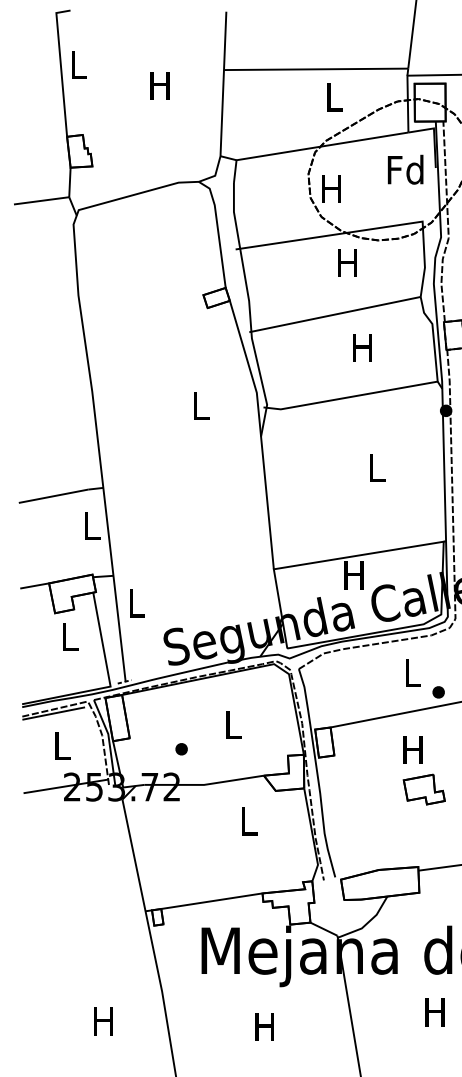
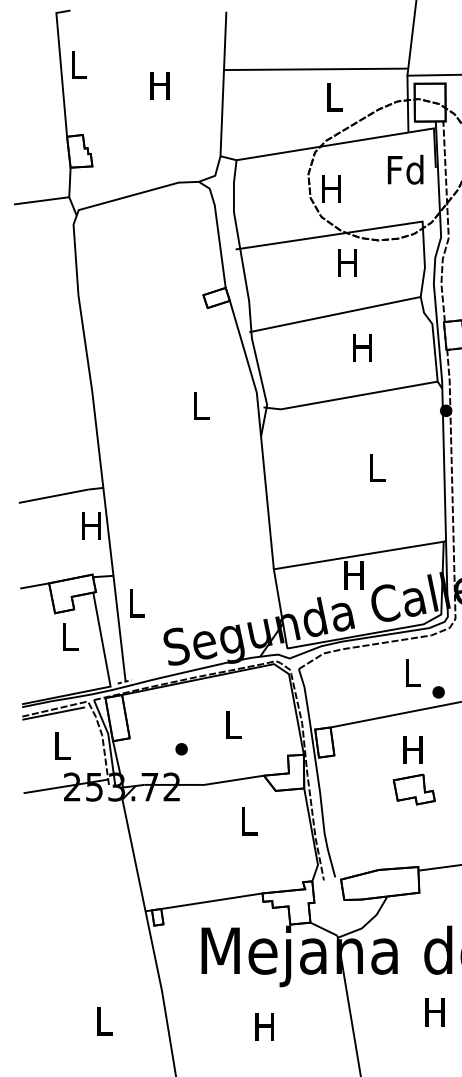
text: L -> H (91, 525)
part position: (423, 789) -> (413, 789) (413, 789)
text: H -> L (103, 1021)
